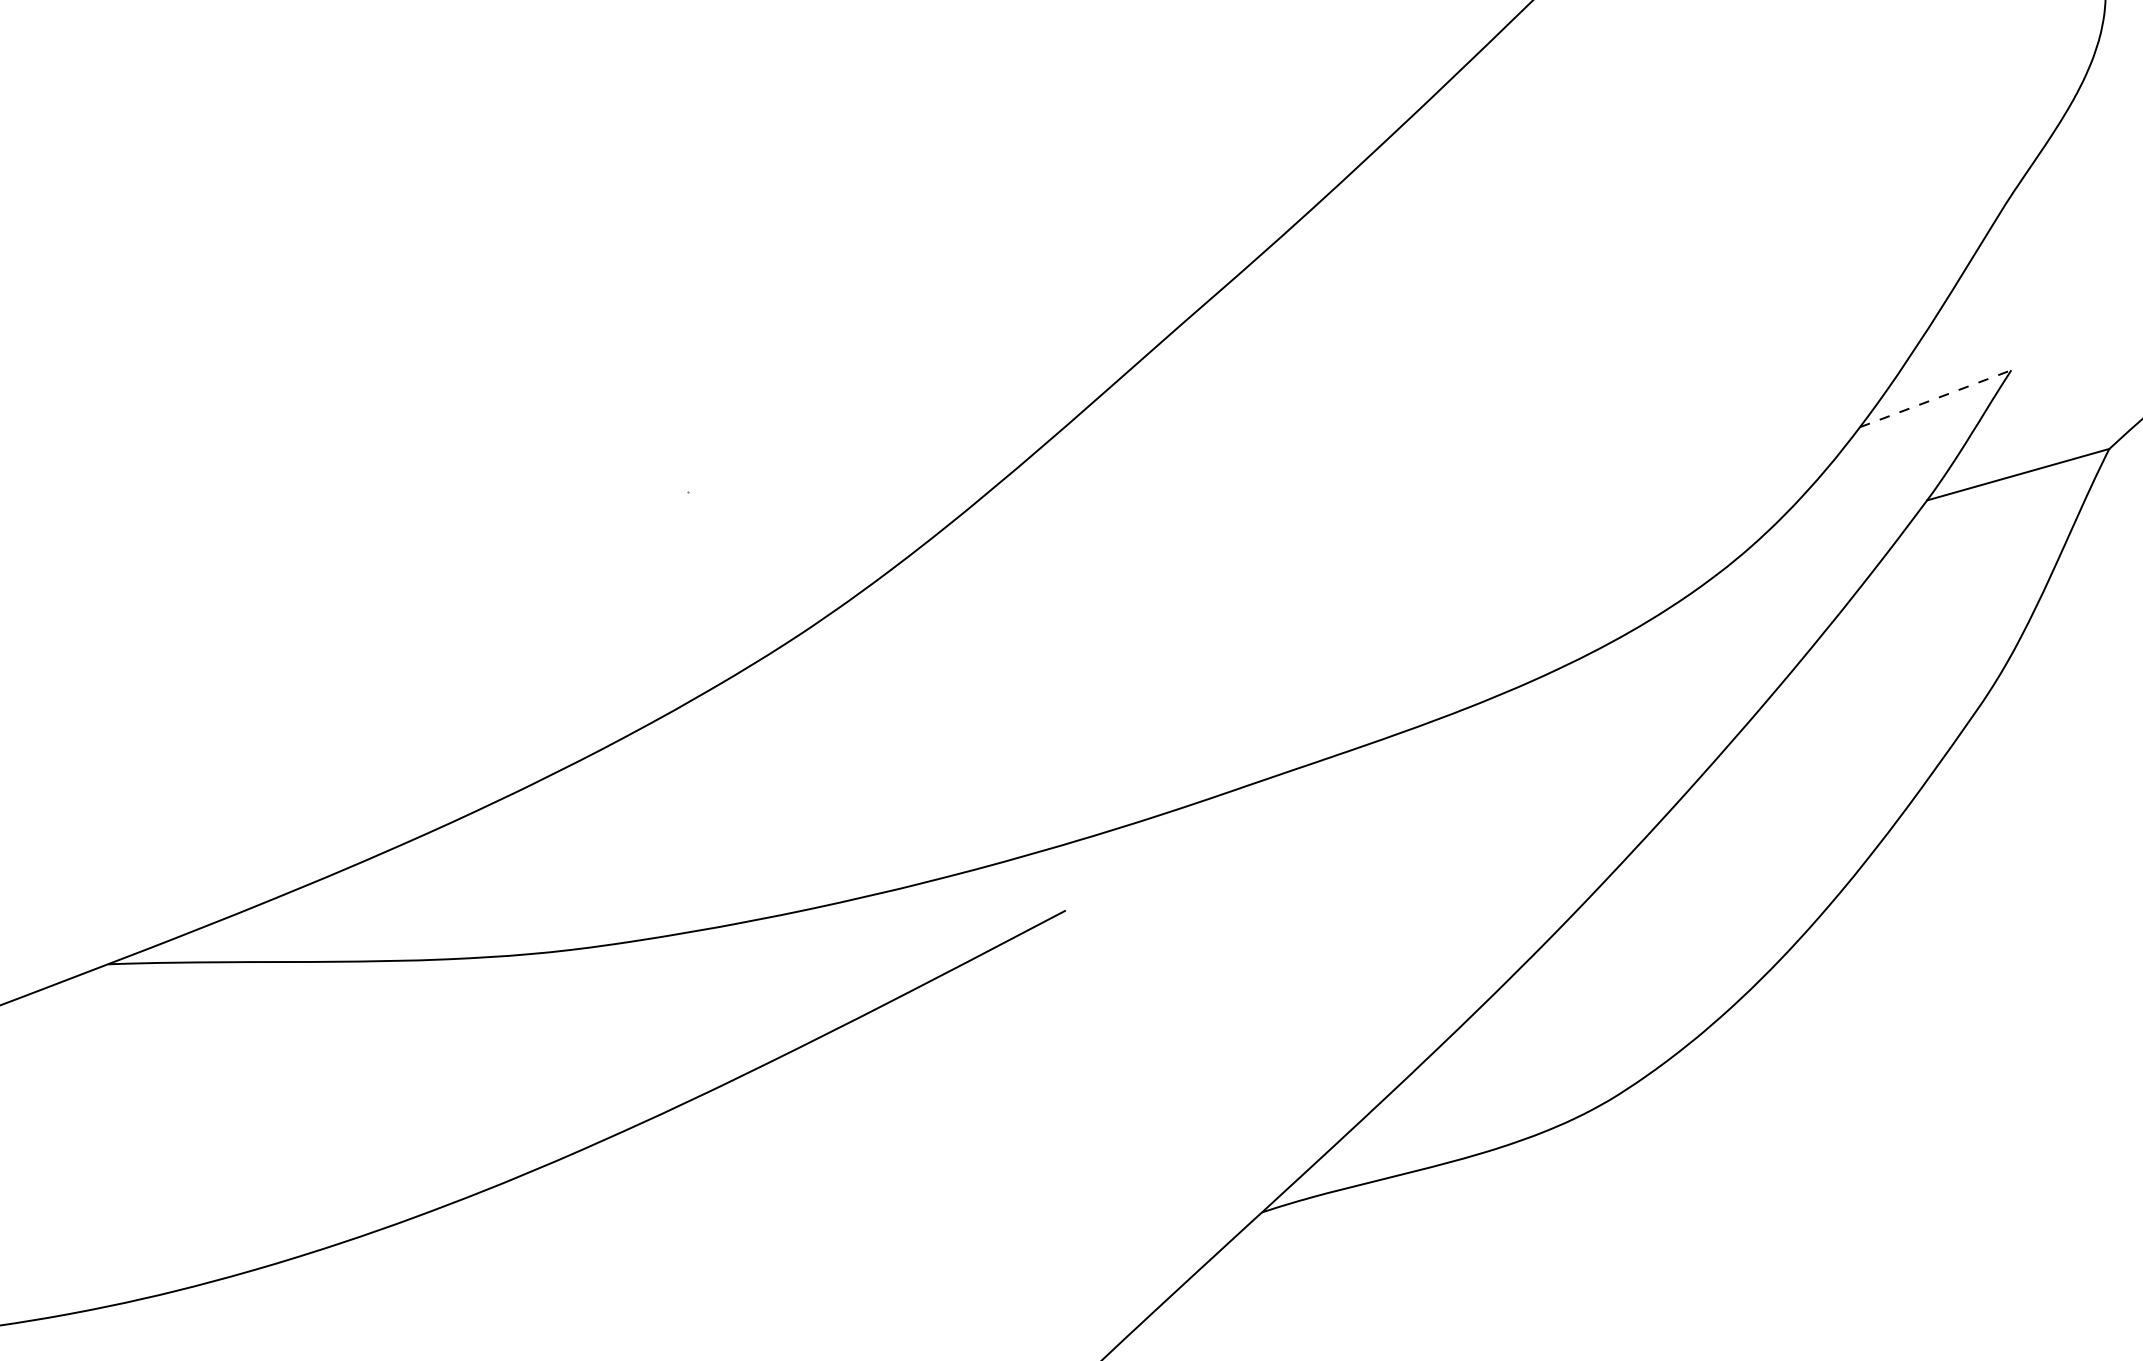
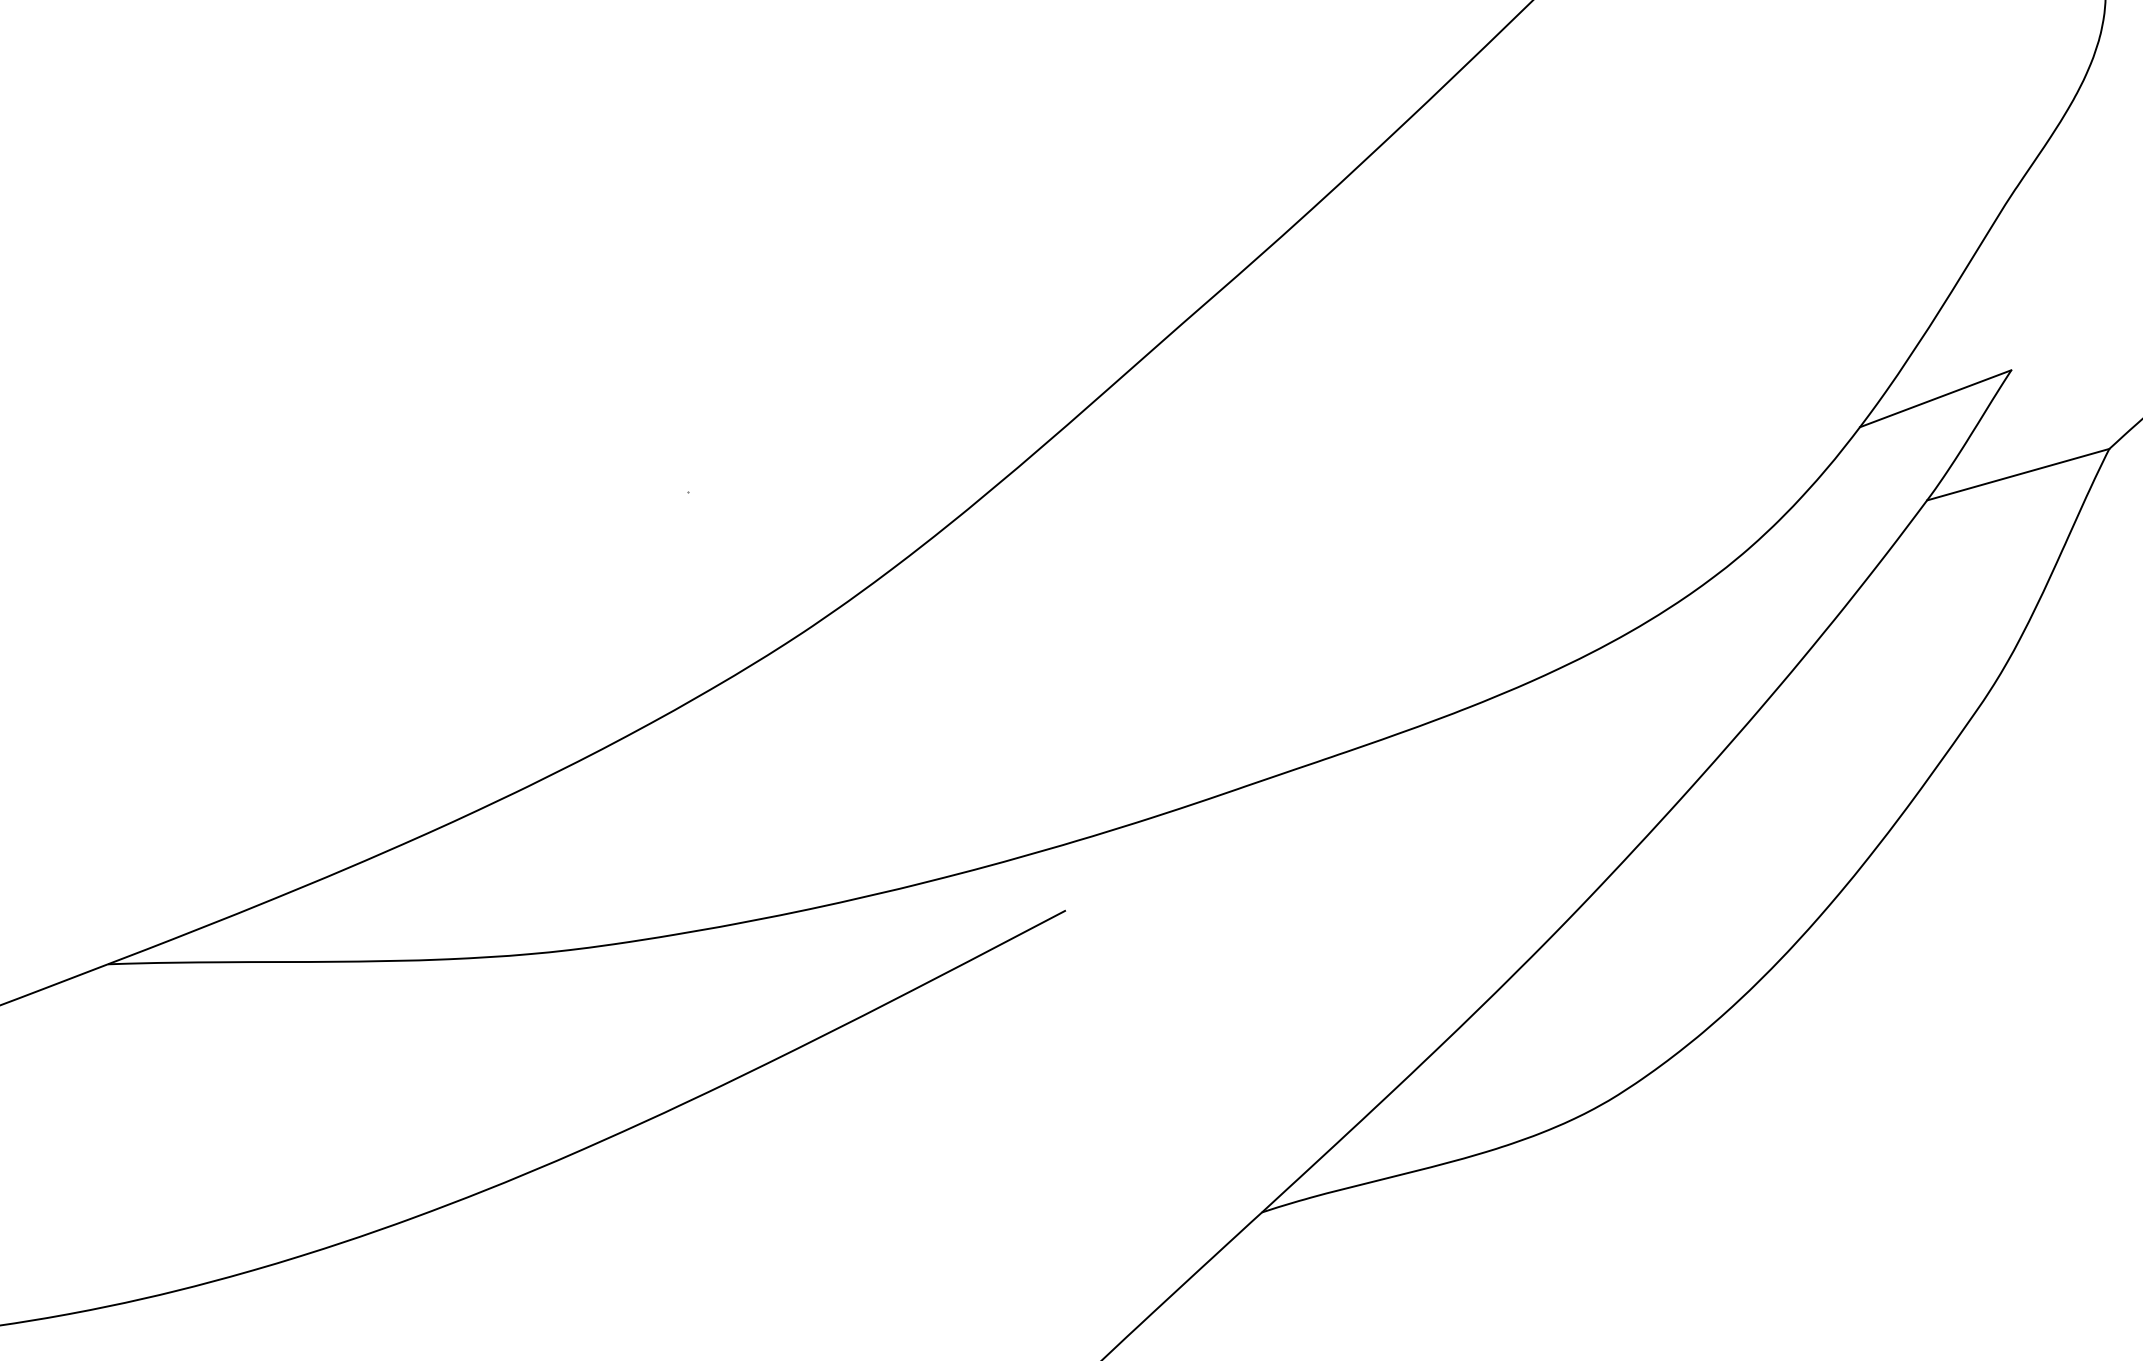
line: dashed -> solid (1935, 398)
